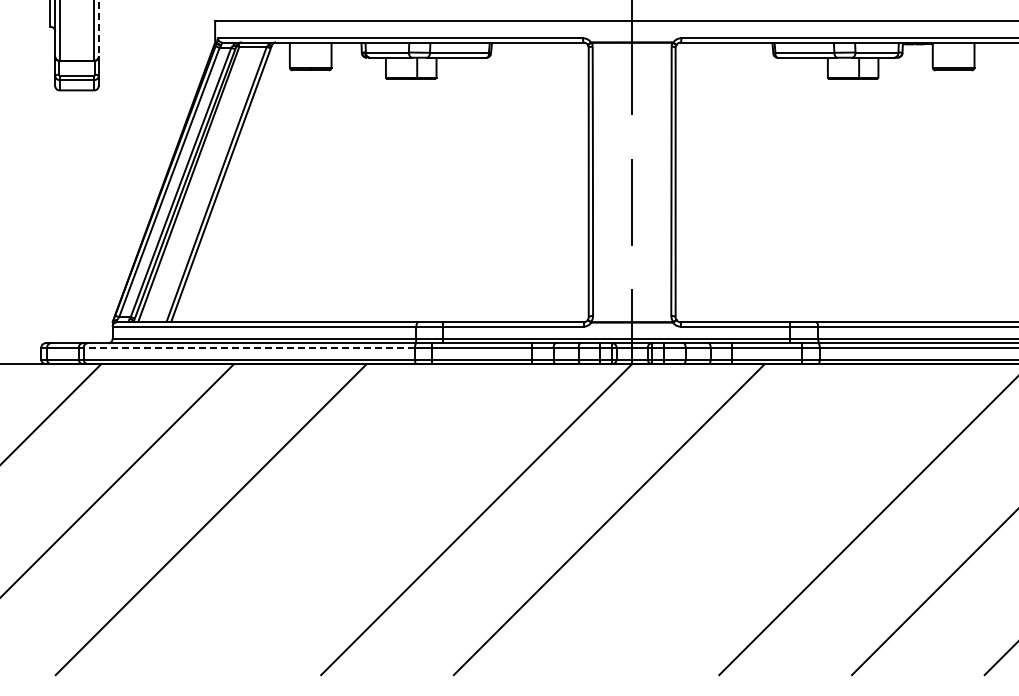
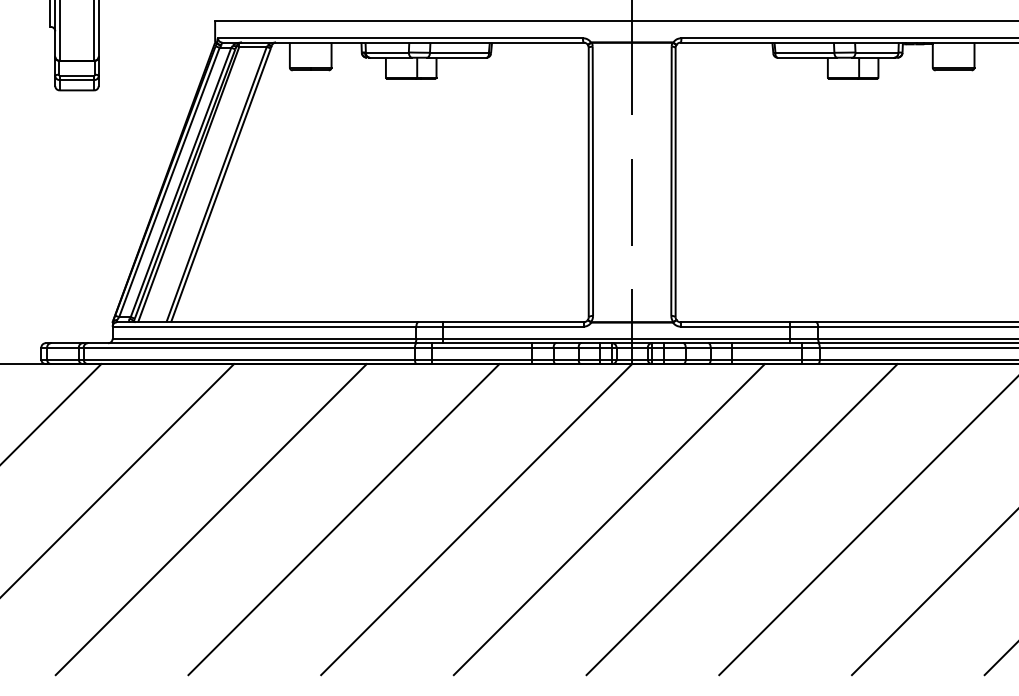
line: dashed -> solid (98, 28)
line: dashed -> solid (249, 347)
line: none -> present (343, 519)
line: none -> present (741, 519)
